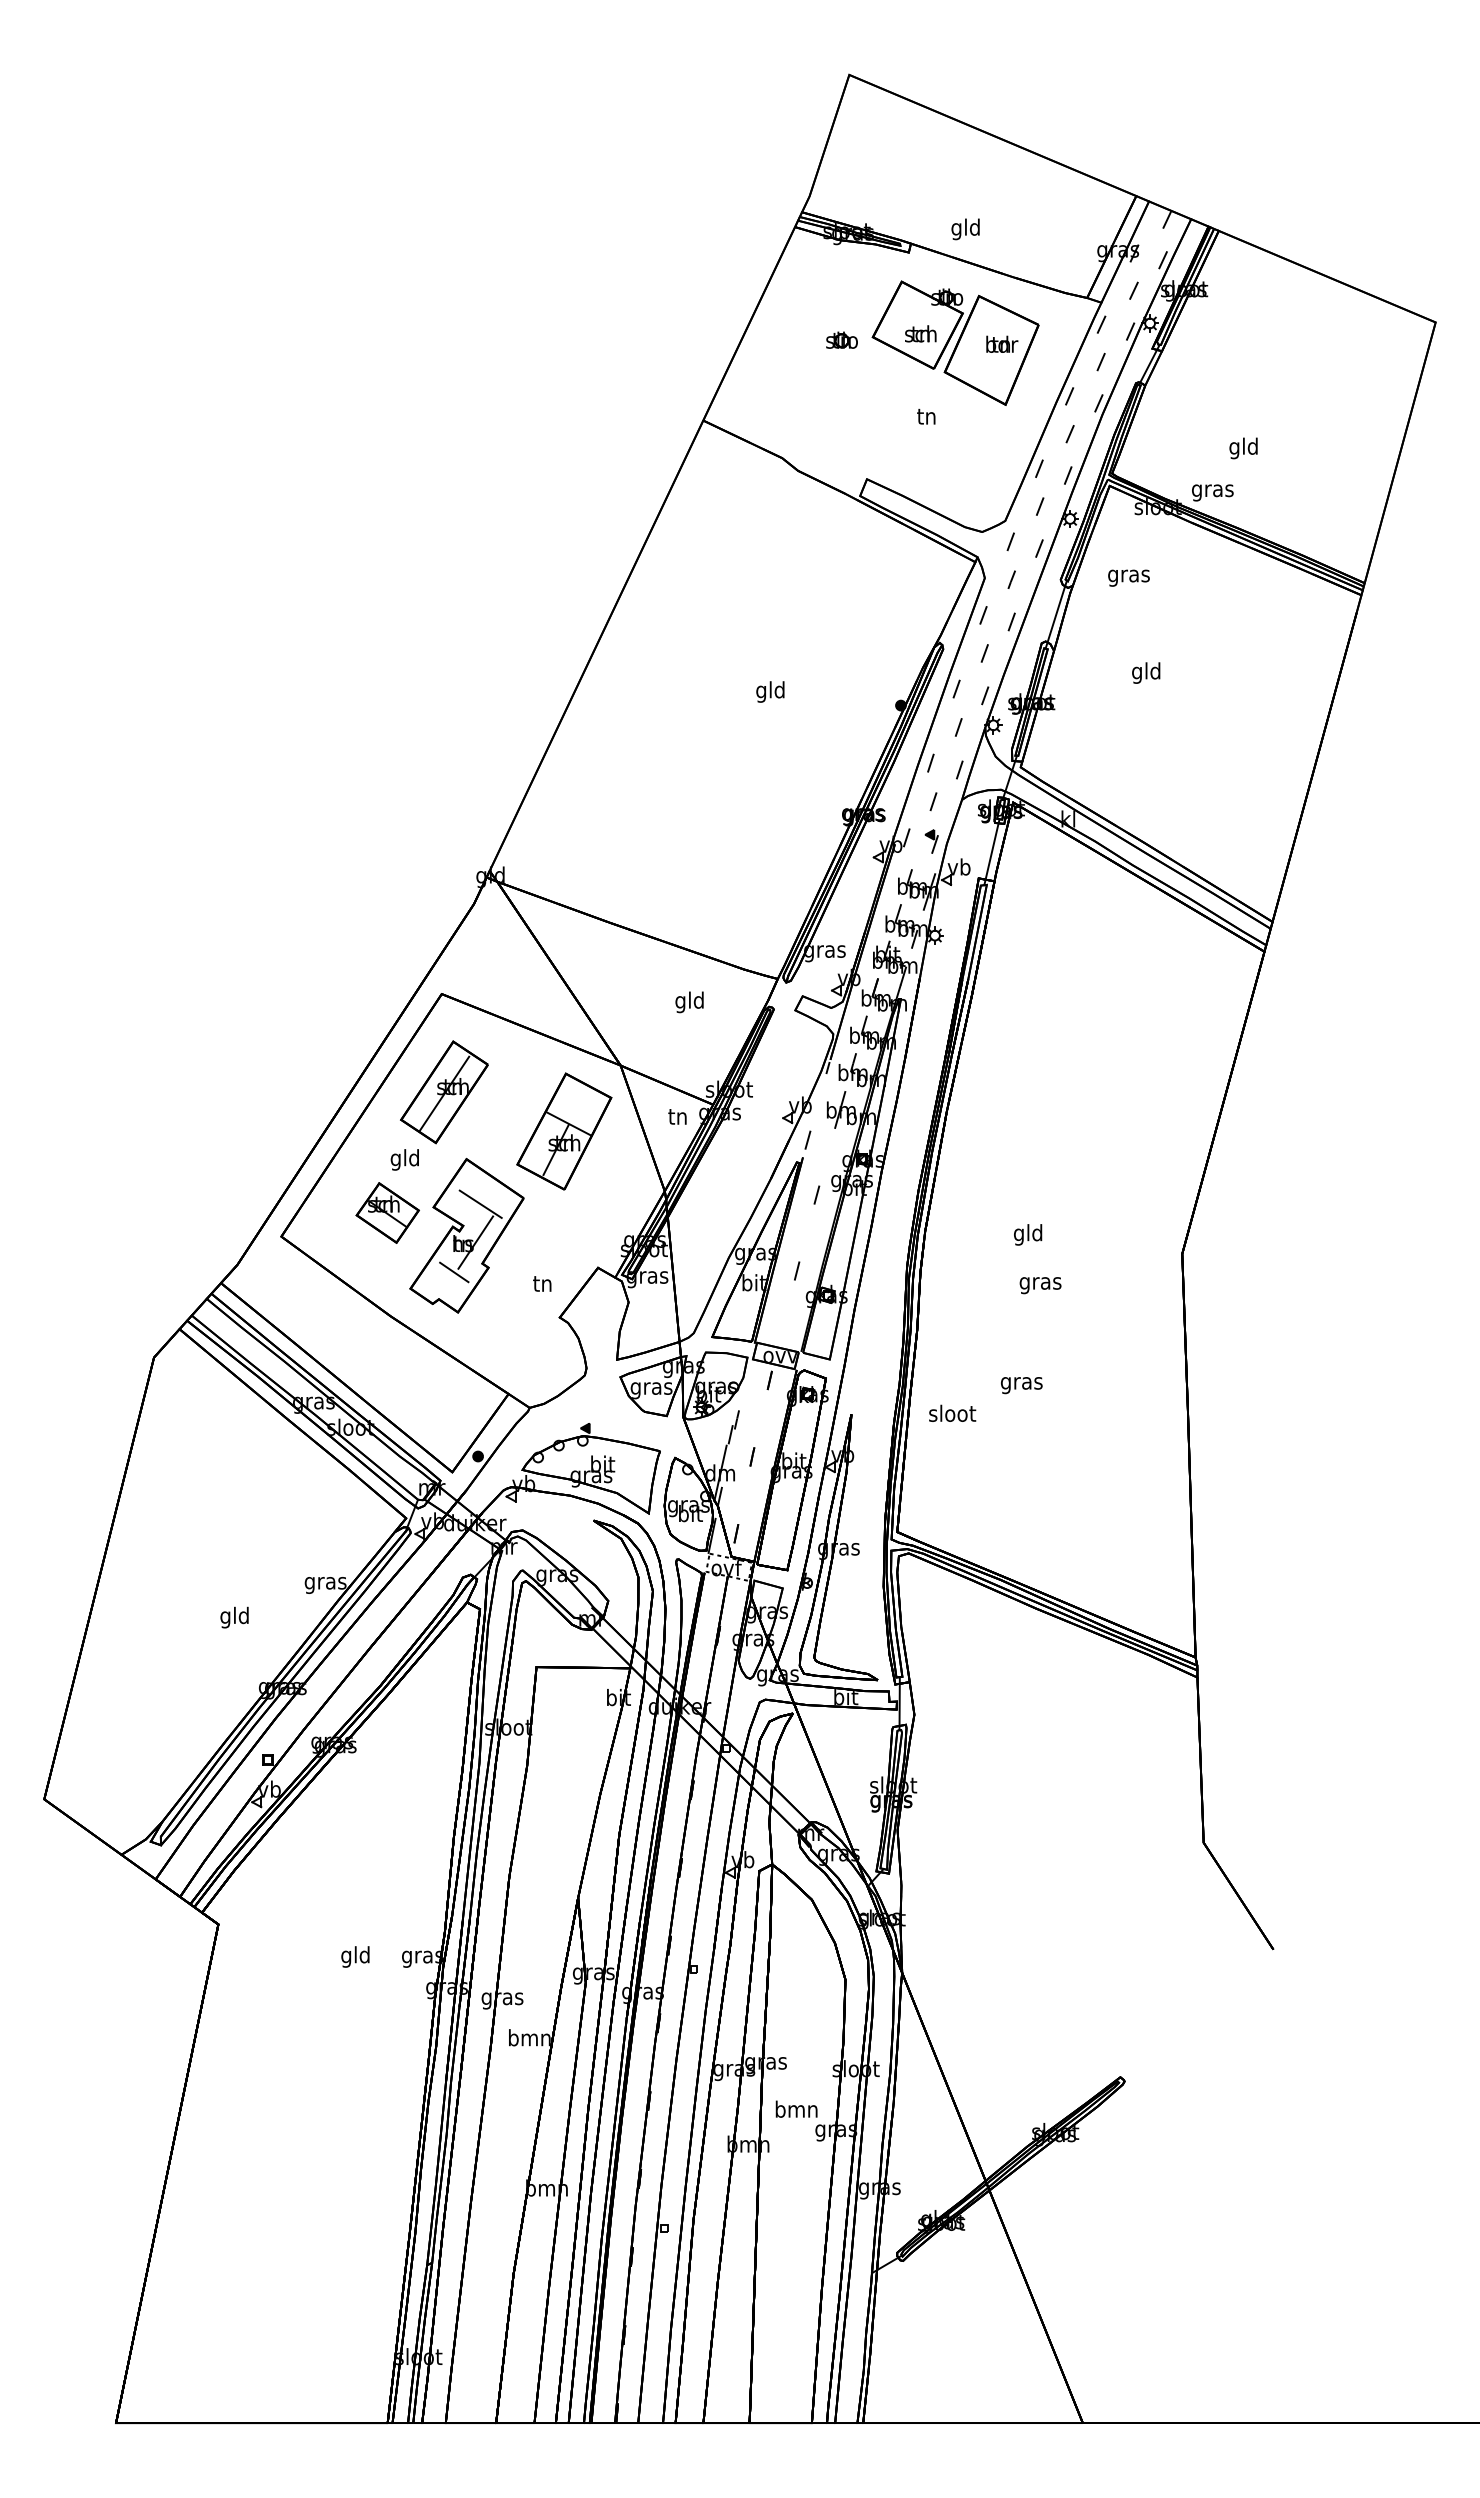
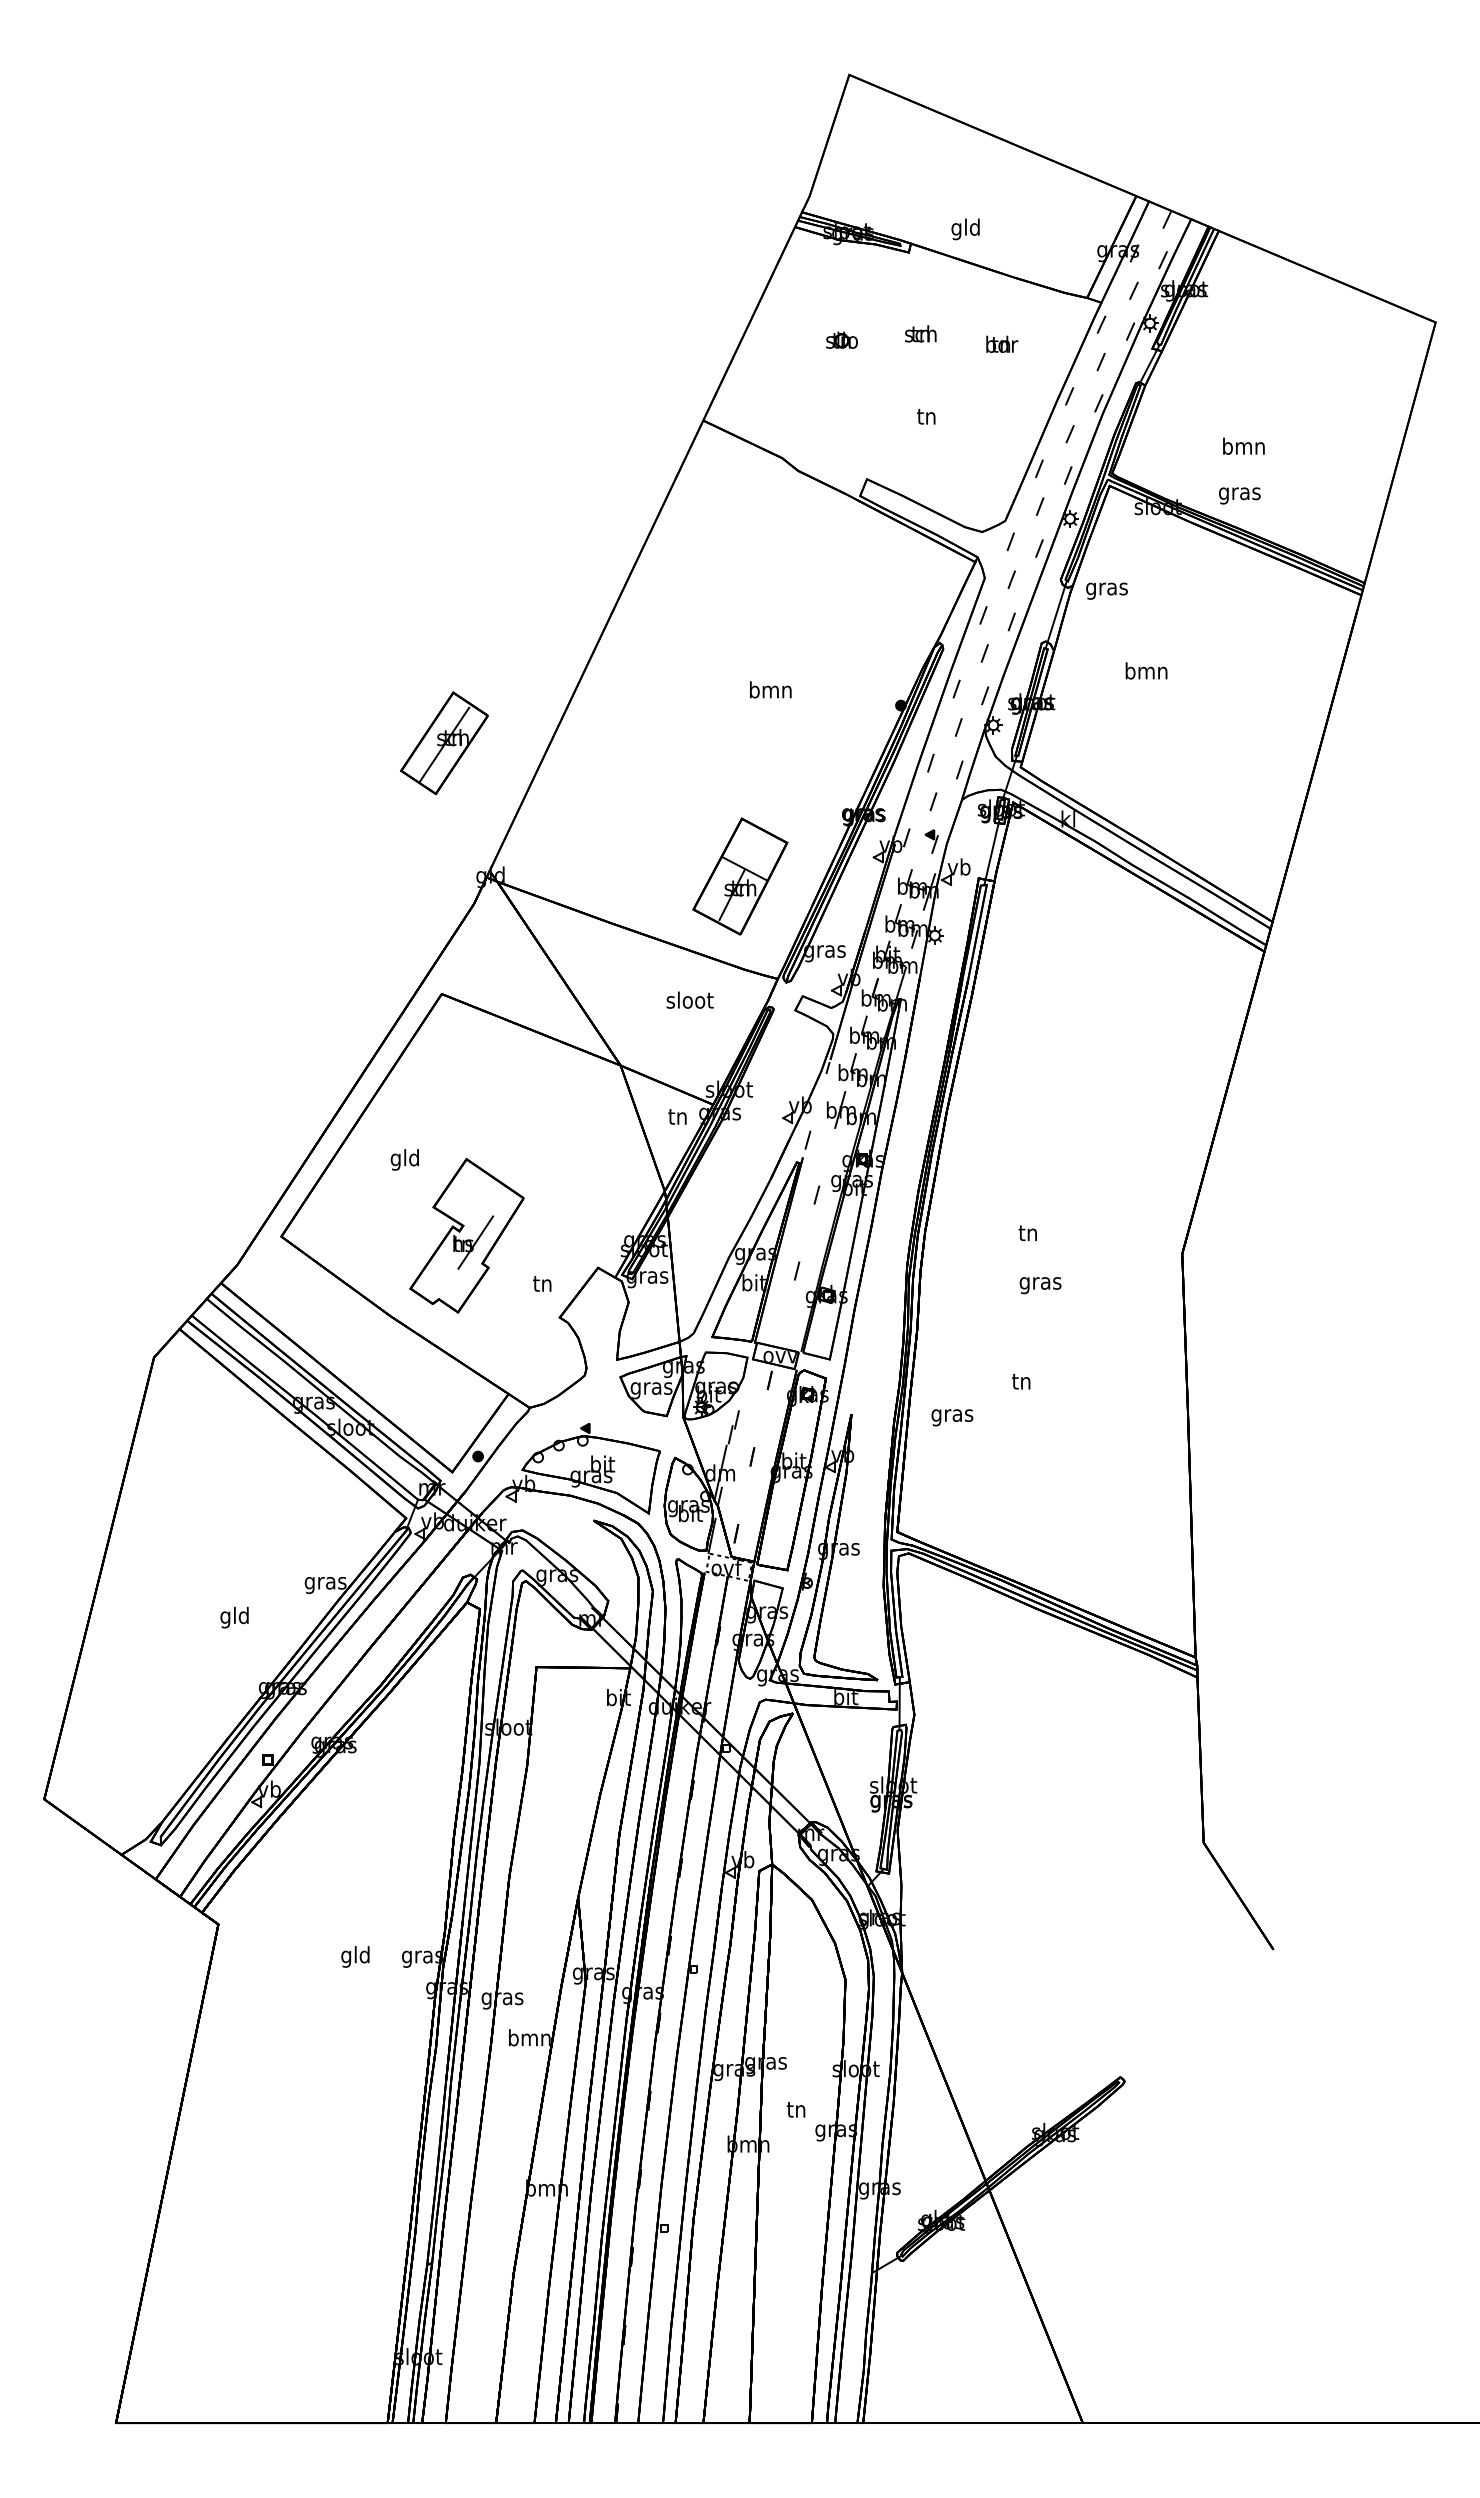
part: present -> none (955, 342)
text: gld -> bmn (1243, 448)
text position: (1212, 492) -> (1239, 495) (1239, 495)
text position: (1128, 577) -> (1106, 590) (1106, 590)
text: gld -> bmn (1146, 672)
text: gld -> bmn (770, 691)
text: gld -> sloot (689, 1002)
part position: (444, 1092) -> (444, 743) (444, 743)
part position: (564, 1131) -> (740, 876) (740, 876)
line: present -> none (480, 1203)
part: present -> none (387, 1212)
text: gld -> tn (1028, 1234)
line: present -> none (454, 1272)
text: gras -> tn (1021, 1383)
text: sloot -> gras (952, 1415)
text: bmn -> tn (796, 2108)
